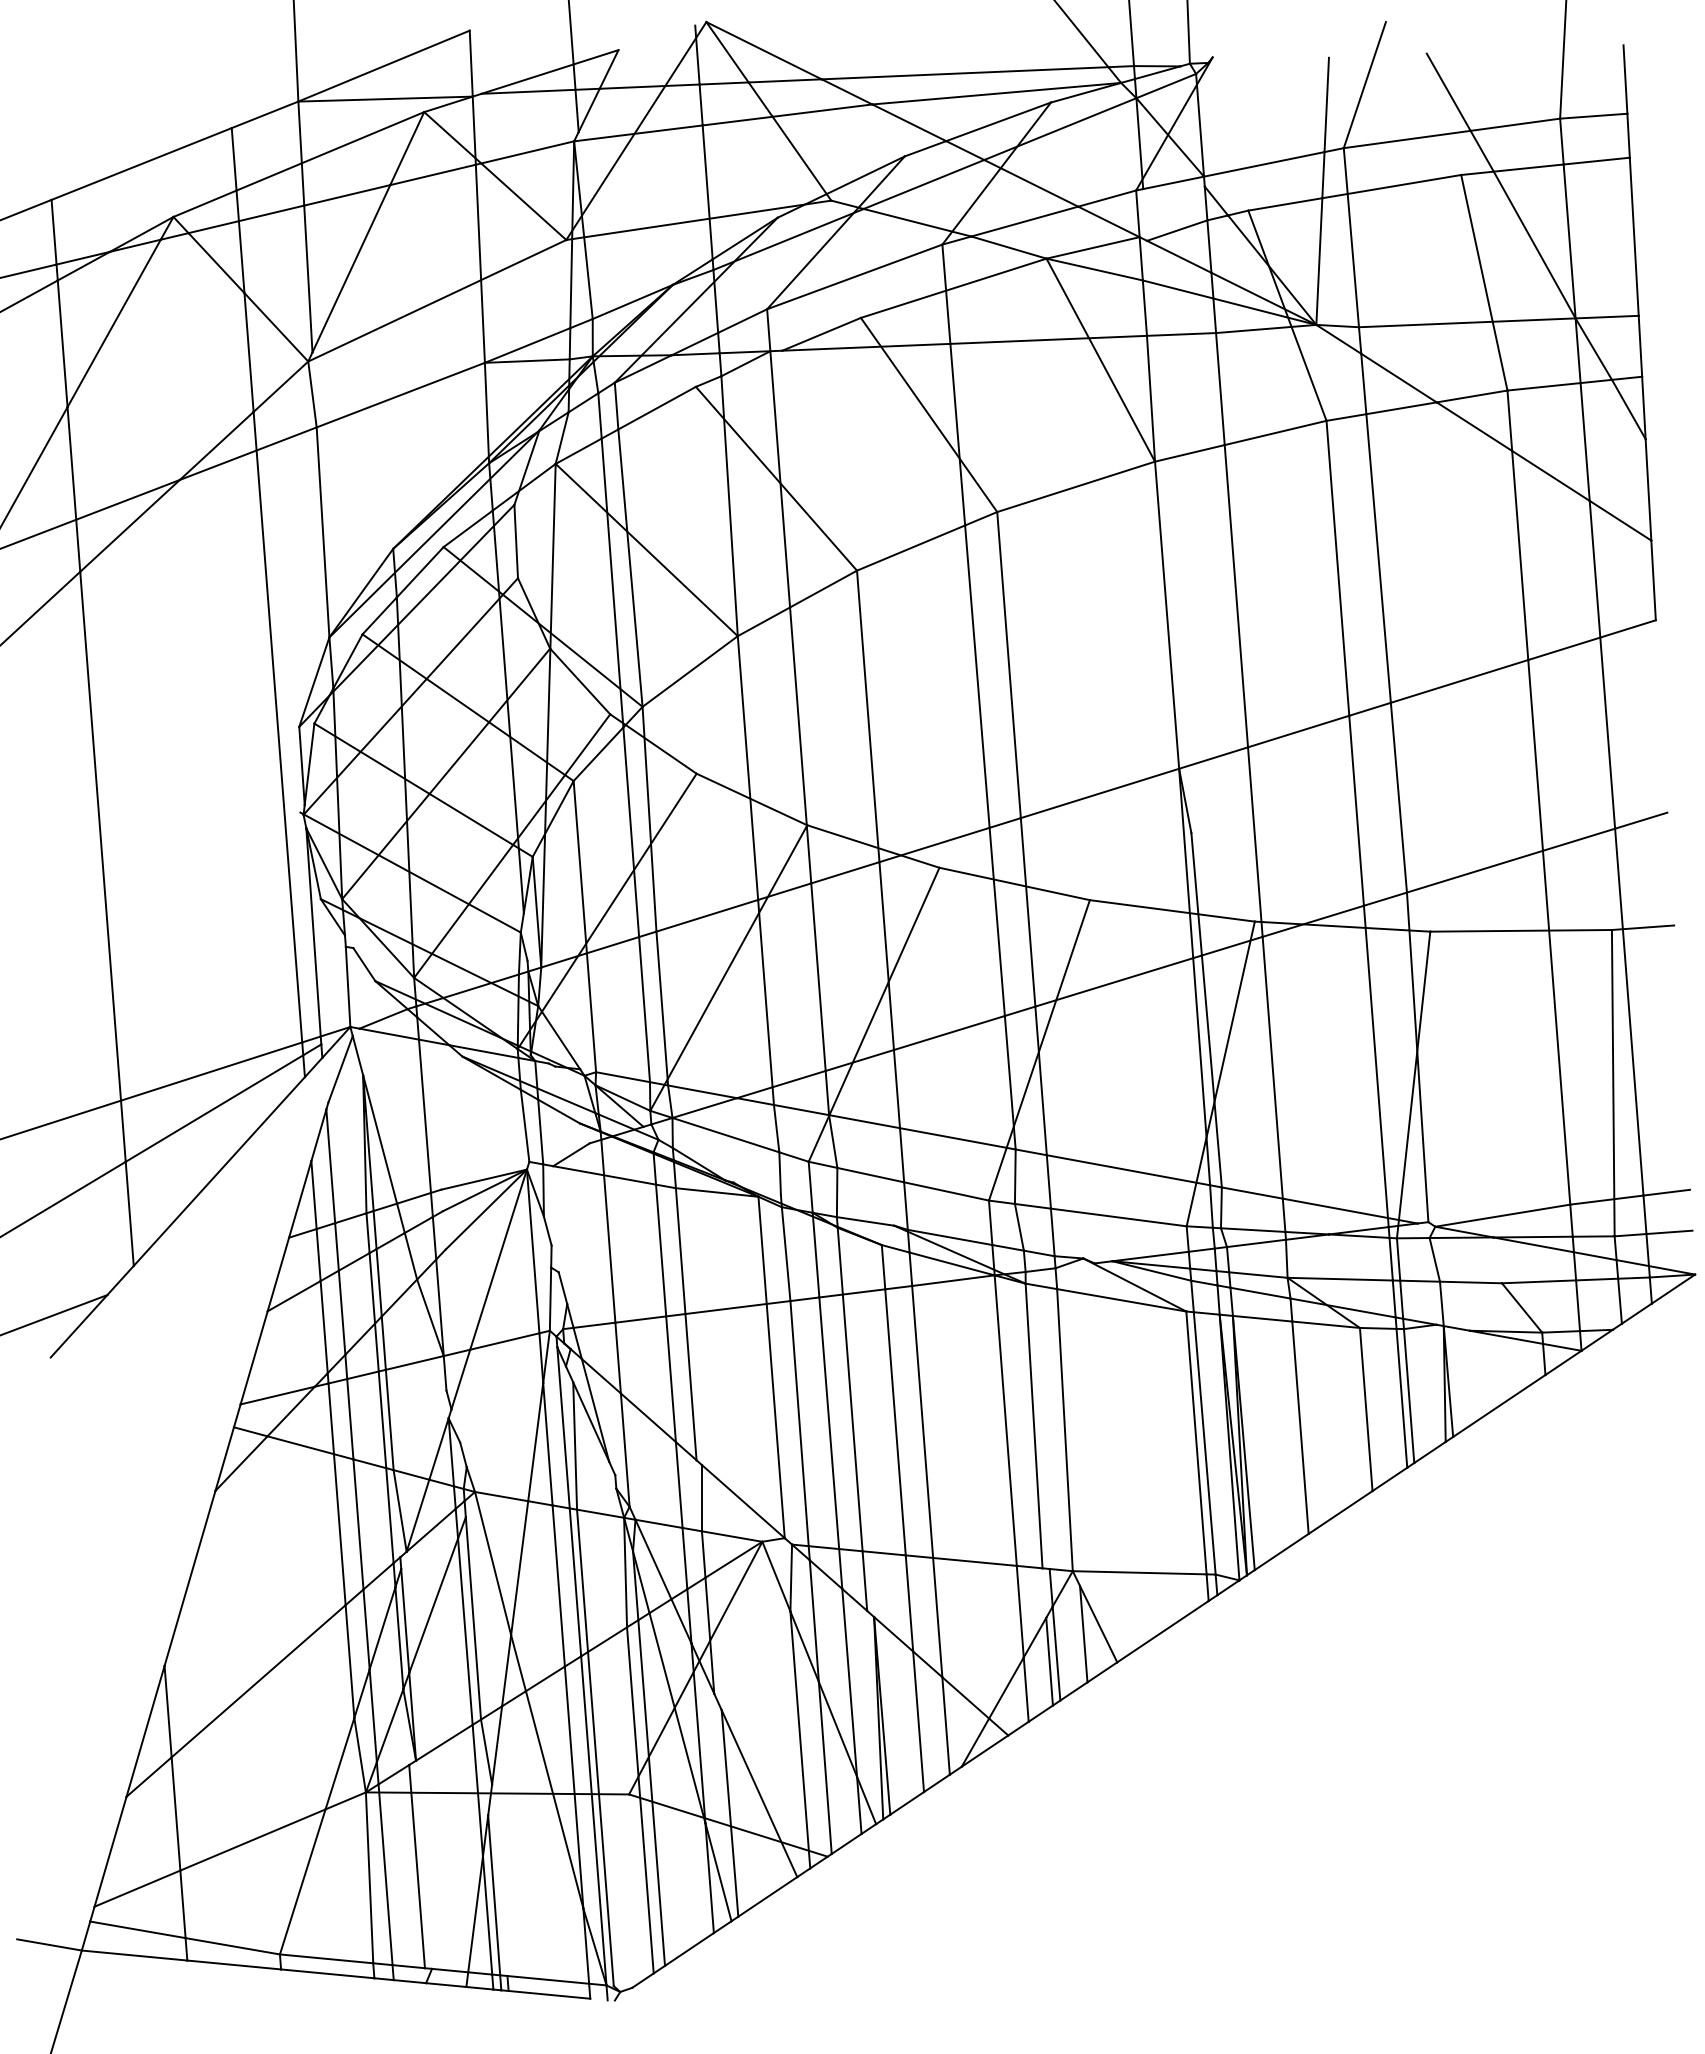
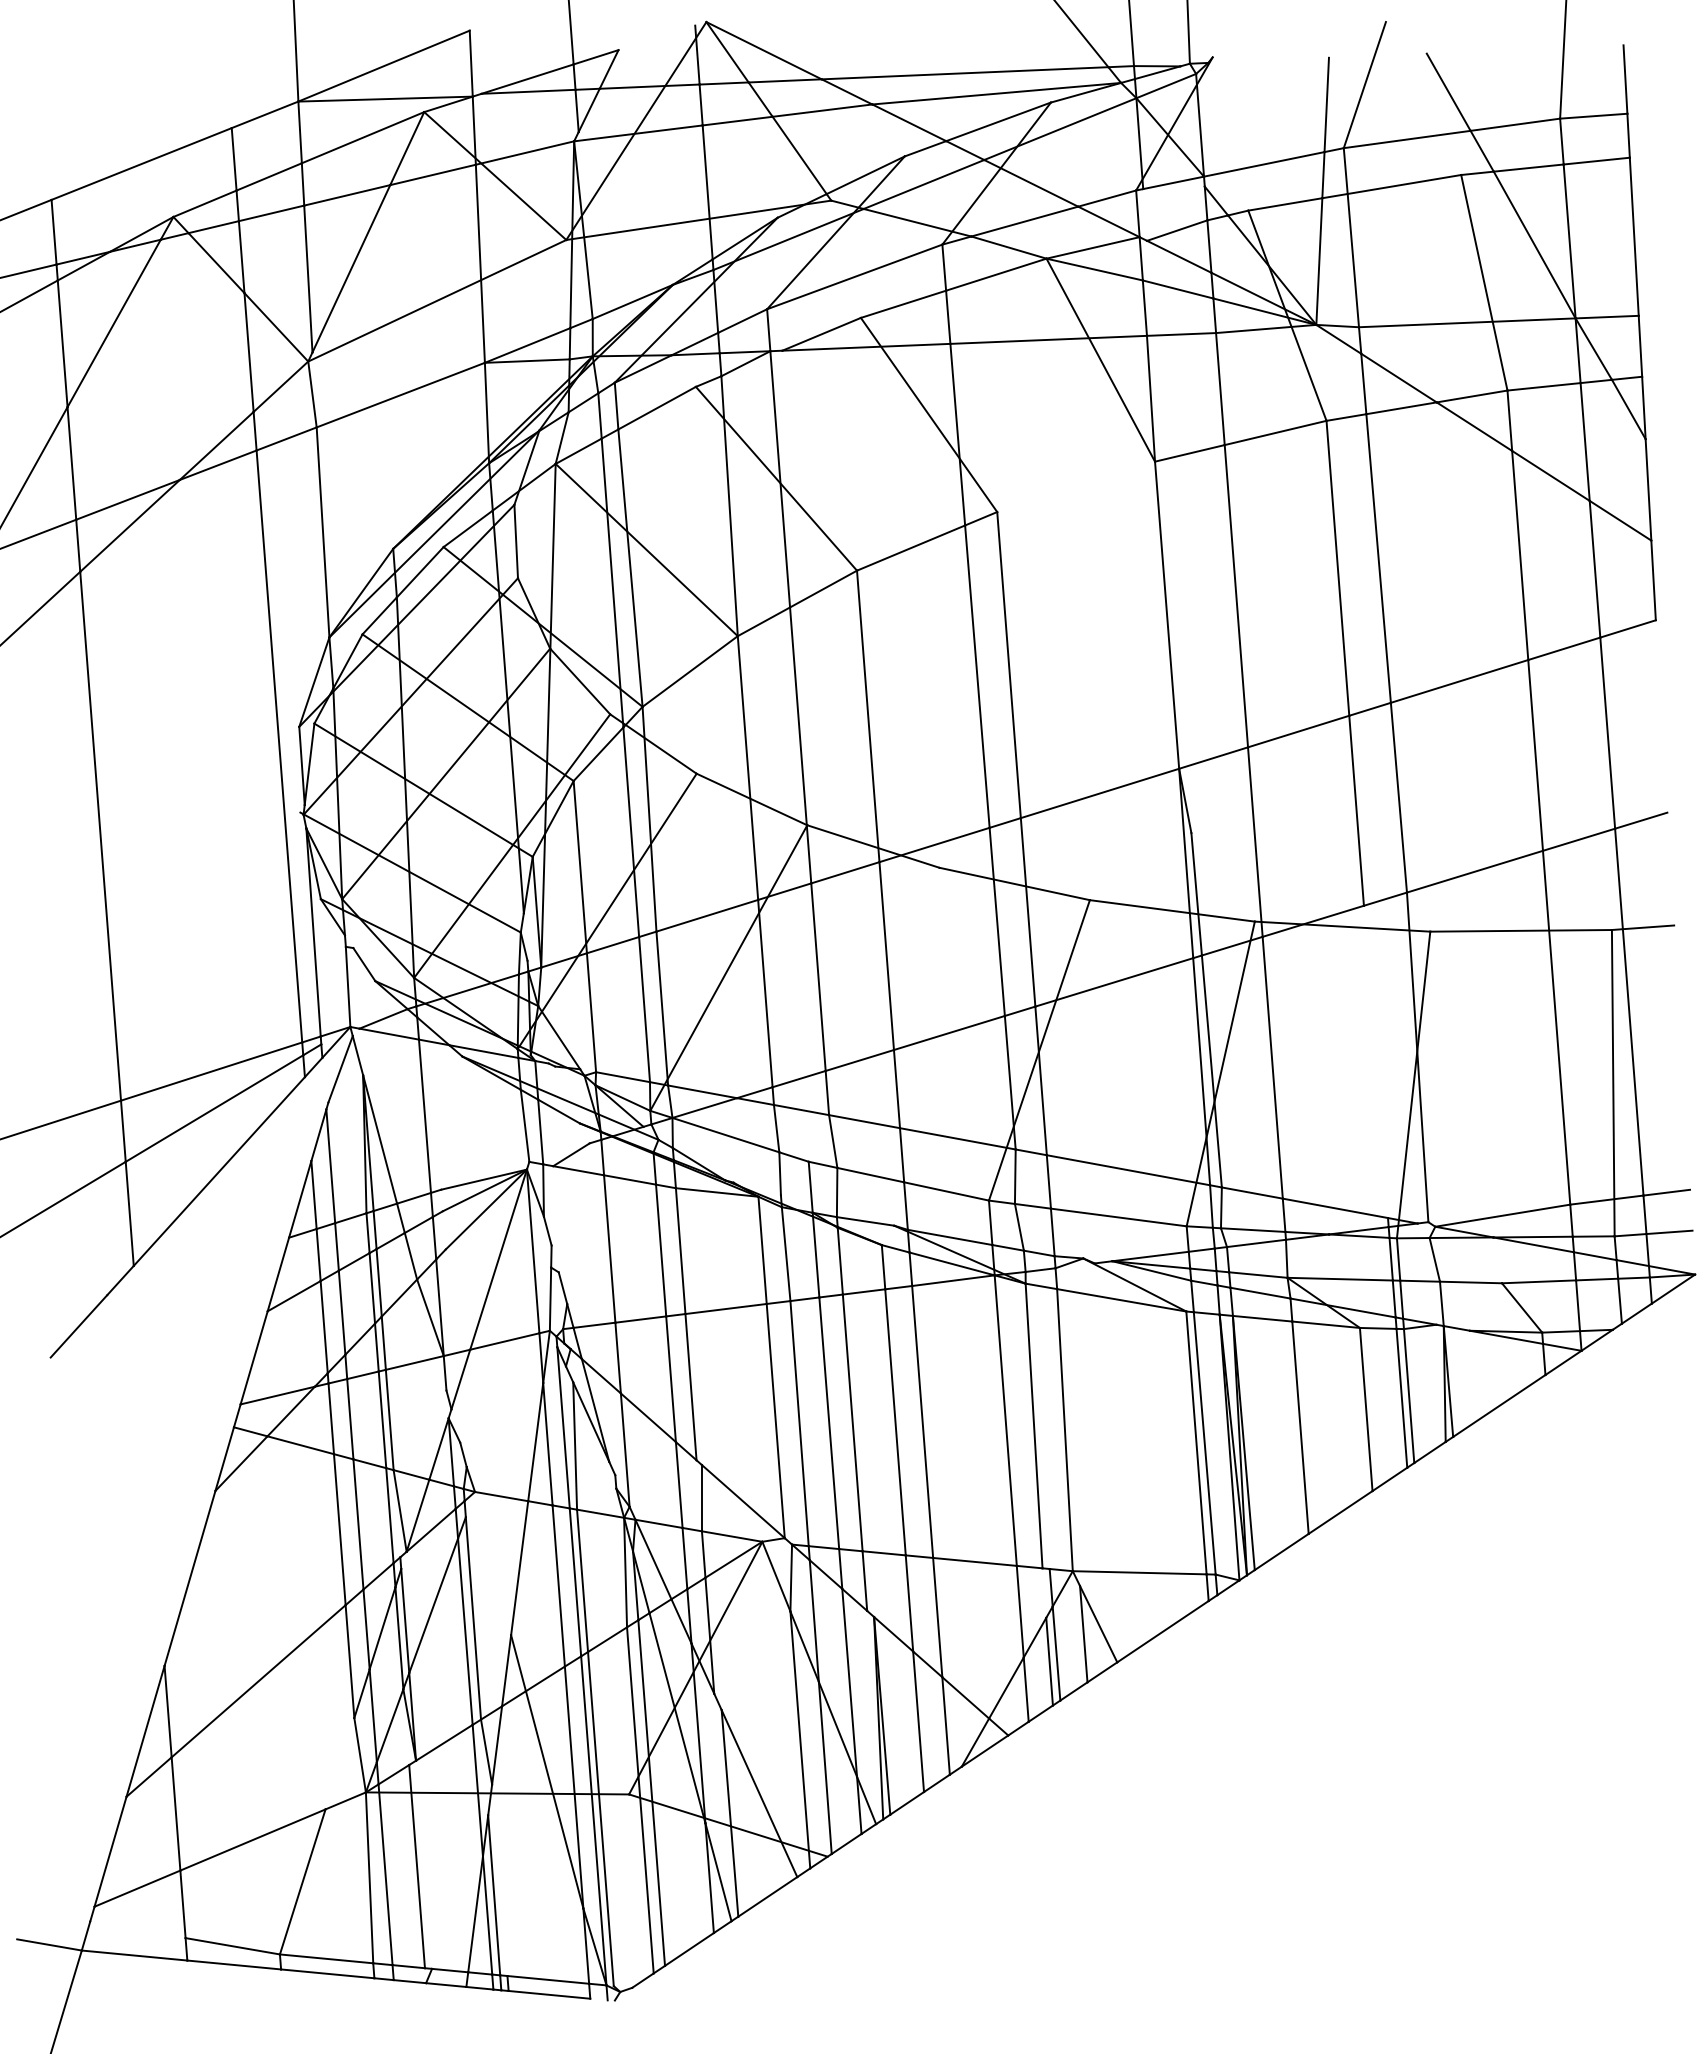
line: present -> none (1076, 486)
line: present -> none (873, 1014)
line: present -> none (1375, 1061)
line: present -> none (54, 1314)
line: present -> none (493, 1563)
line: present -> none (339, 1763)
line: present -> none (137, 1929)
